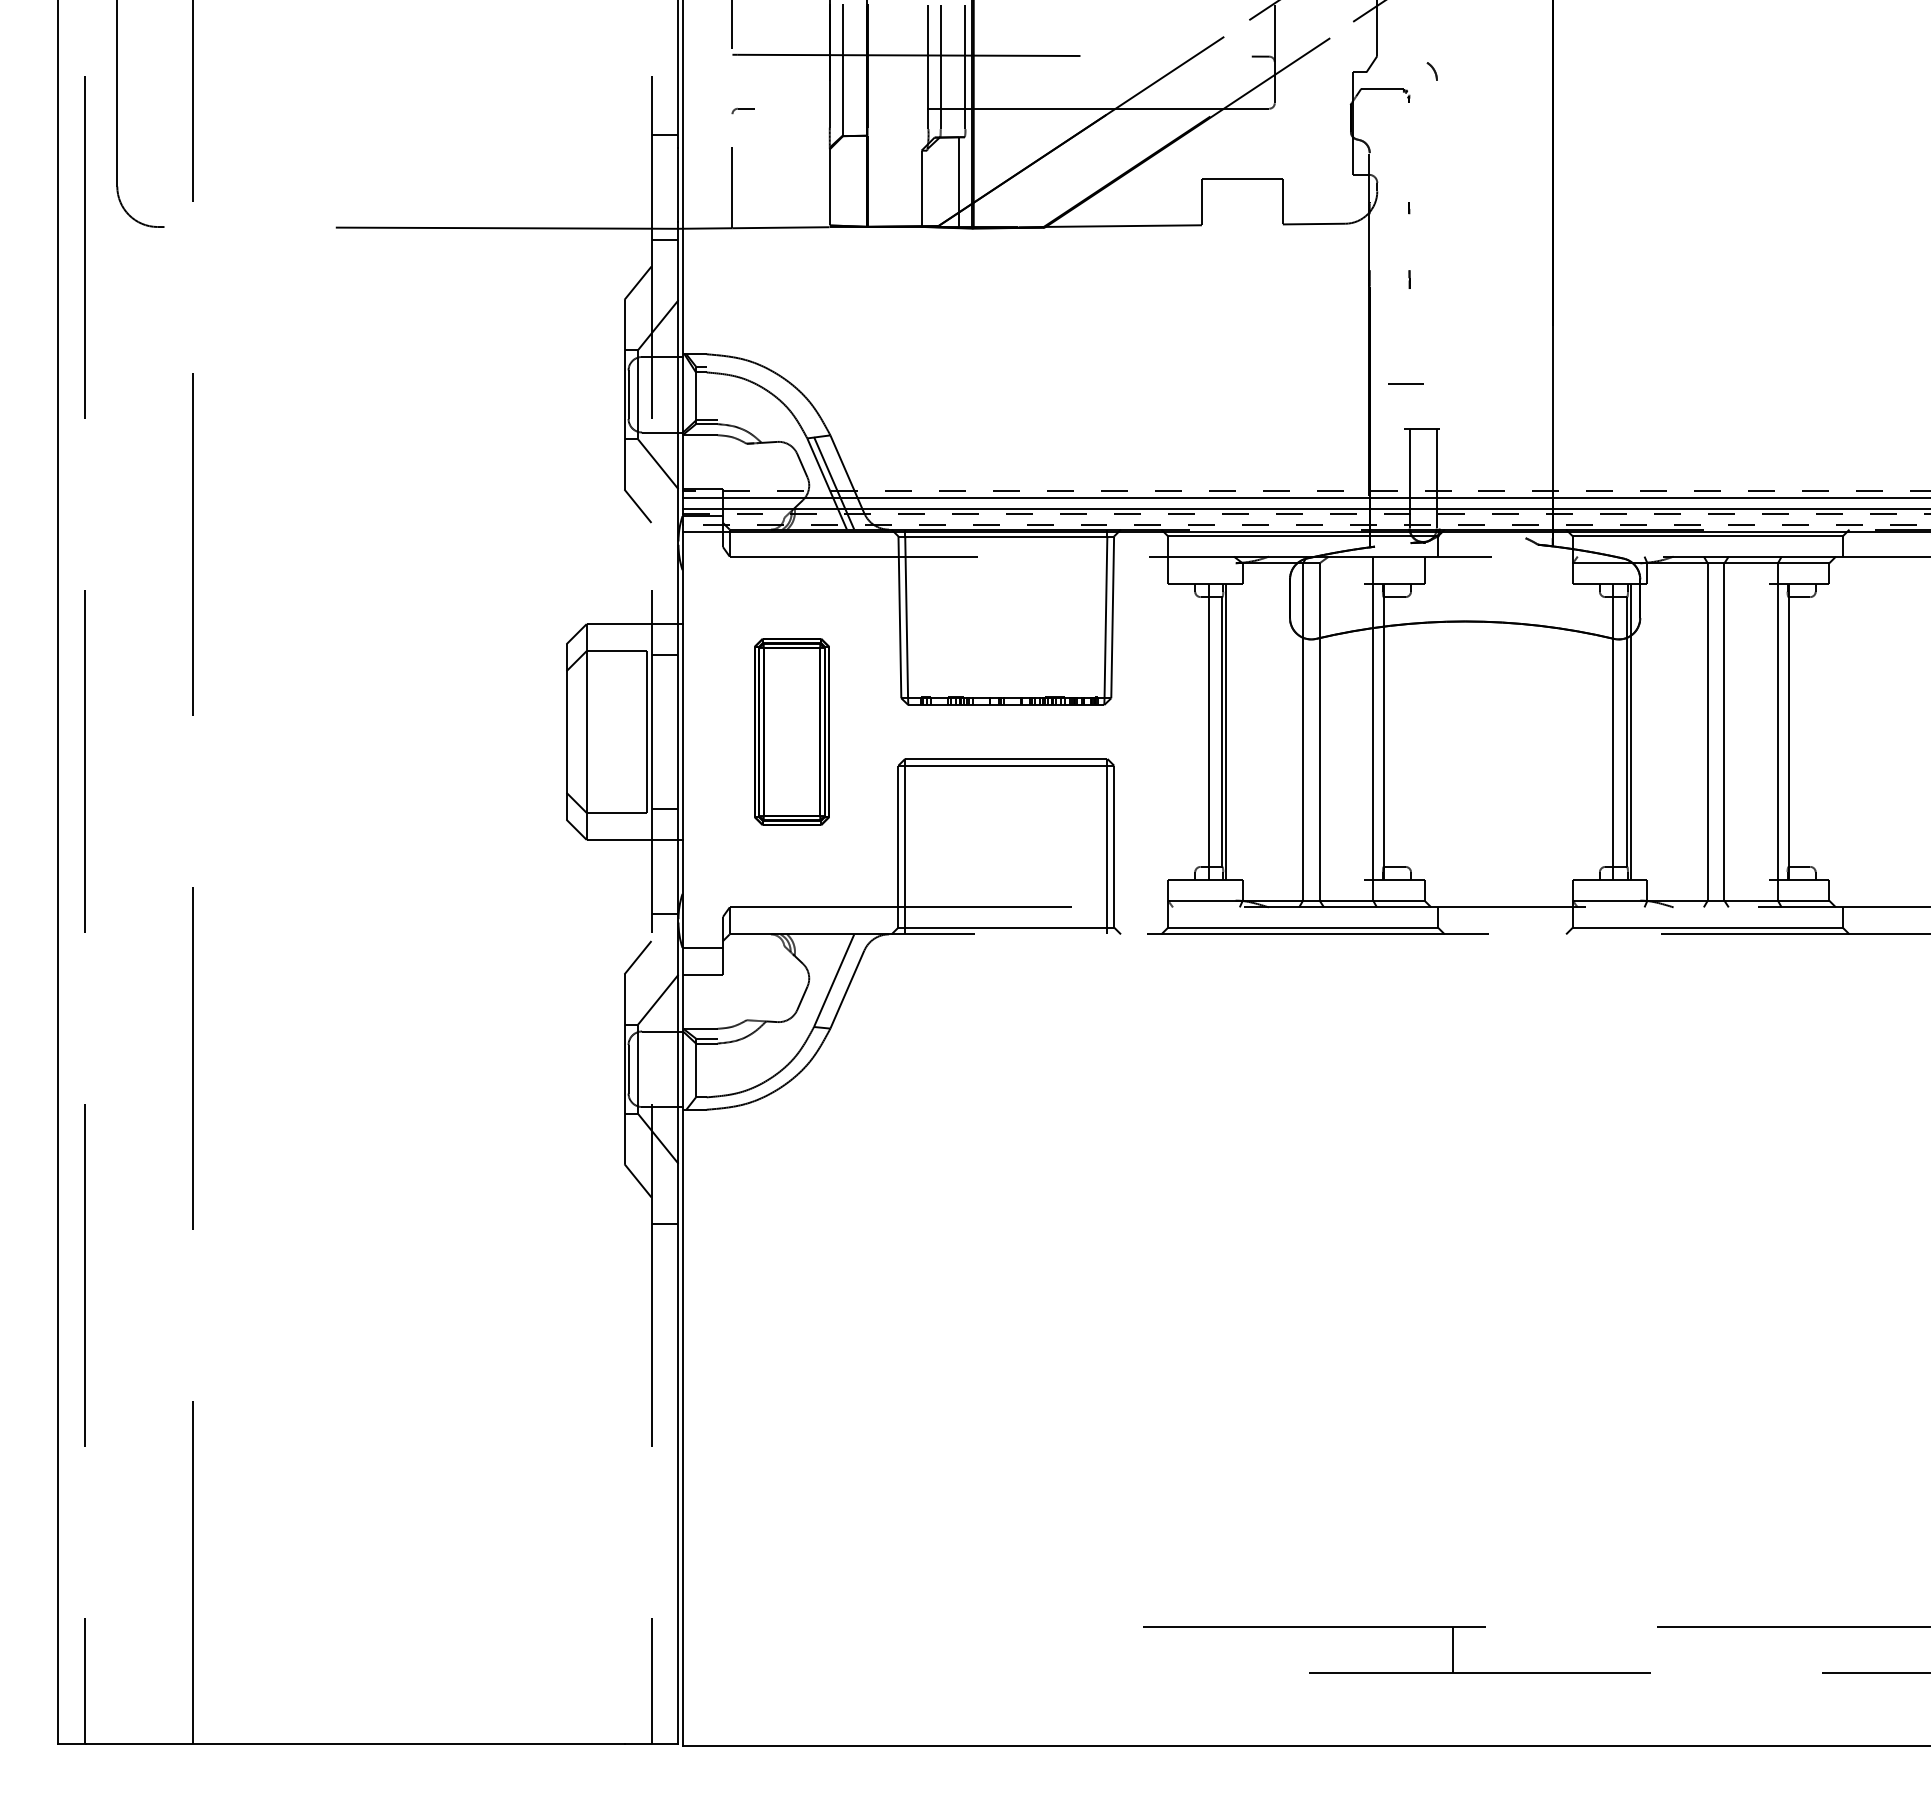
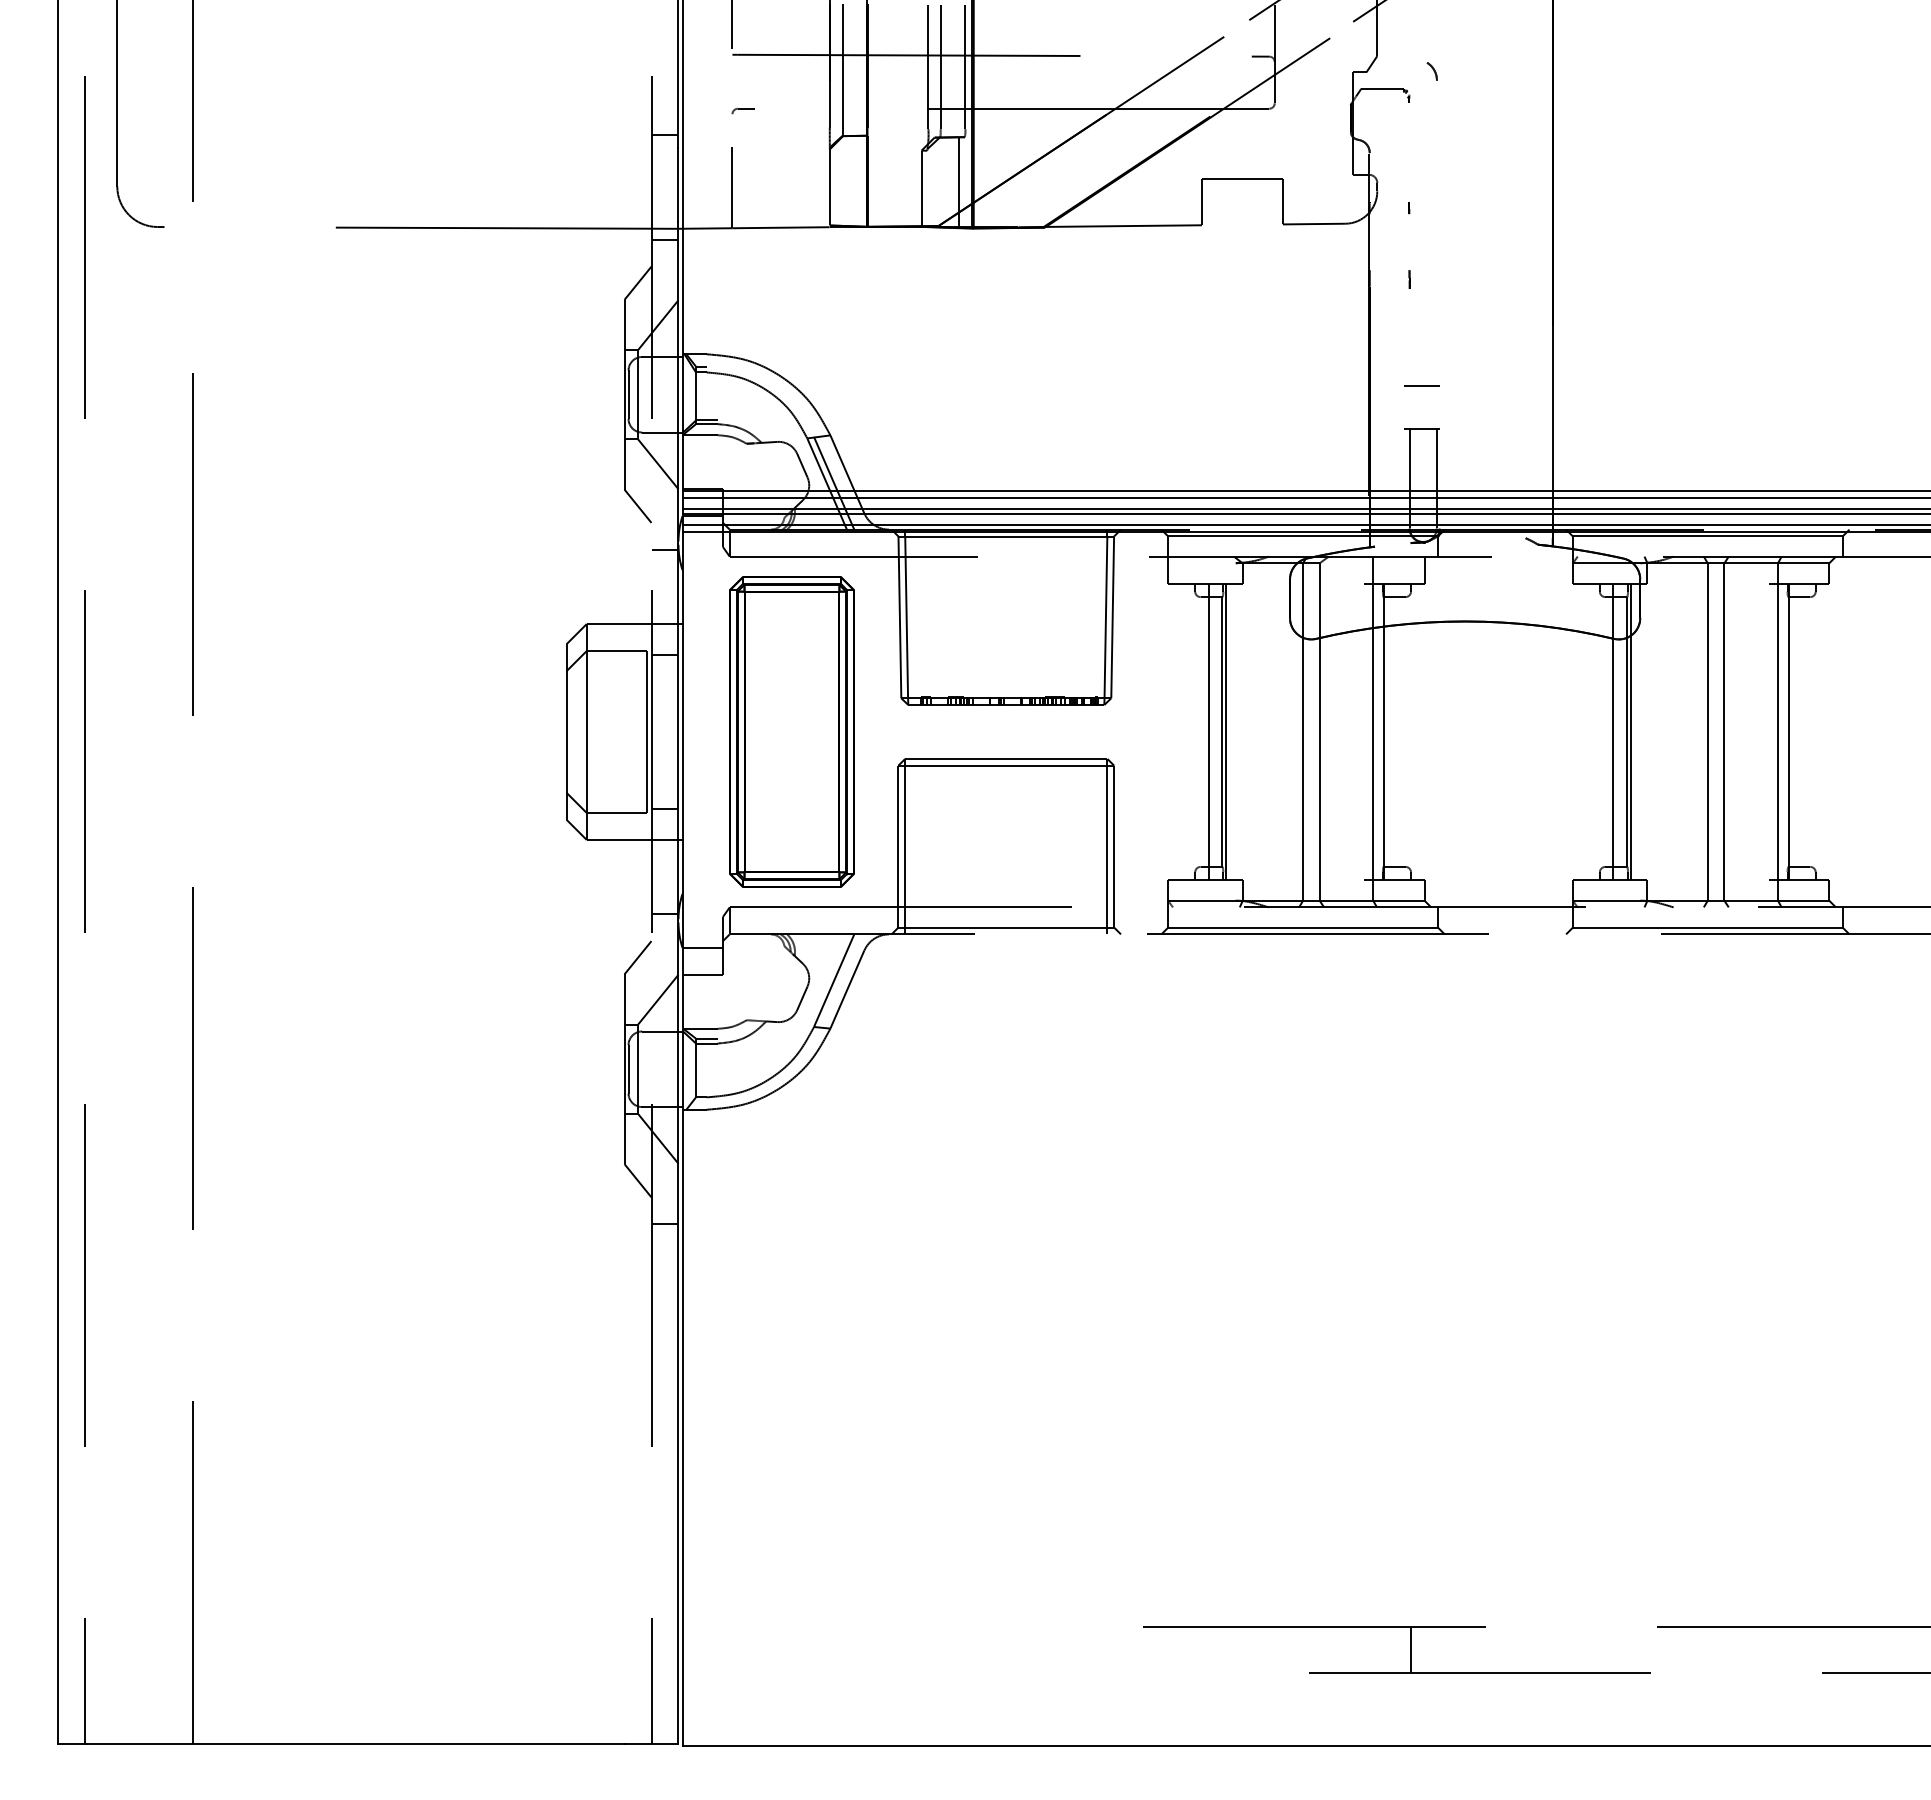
line position: (1405, 383) -> (1421, 385) (1421, 385)
line: dashed -> solid (1306, 491)
line: dashed -> solid (1306, 513)
line: dashed -> solid (1306, 524)
line: none -> present (664, 549)
part size: 76x188 px -> 126x312 px (791, 731)
line position: (1453, 1649) -> (1411, 1649) (1411, 1649)
